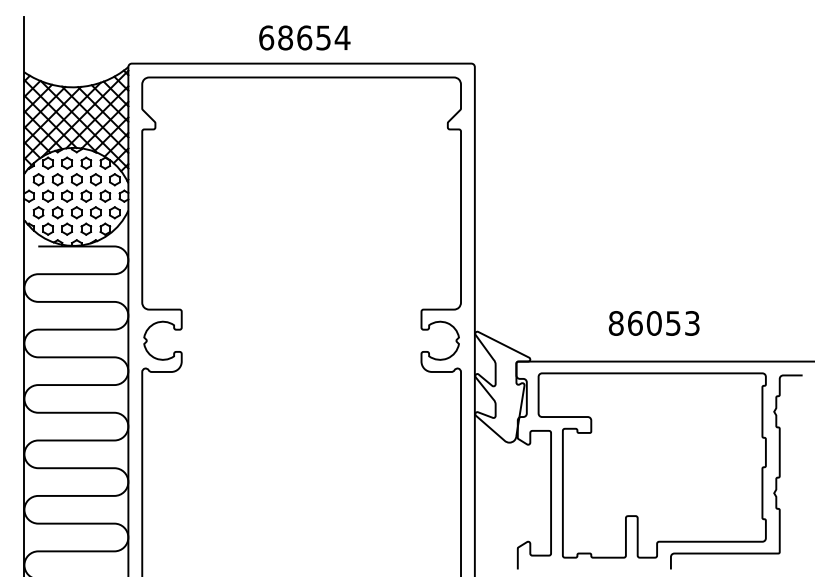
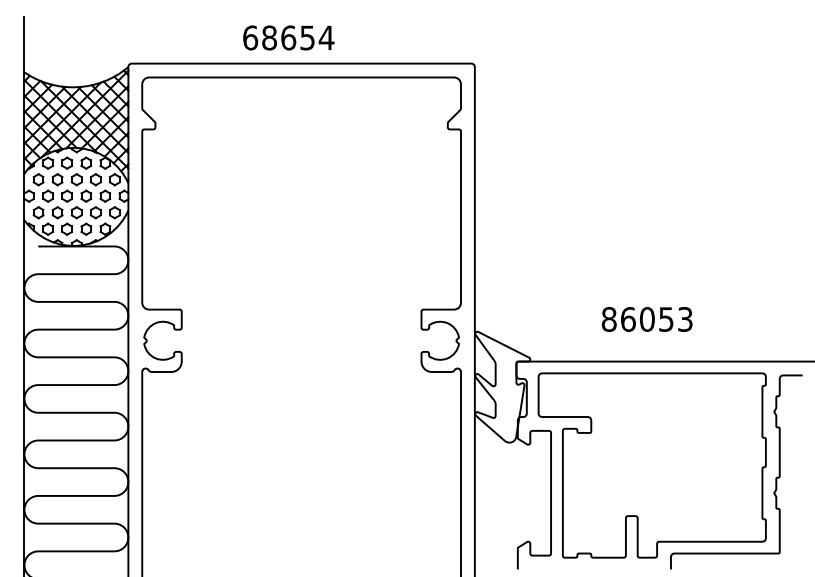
text position: (304, 37) -> (288, 37) (288, 37)
text position: (653, 323) -> (646, 319) (646, 319)
